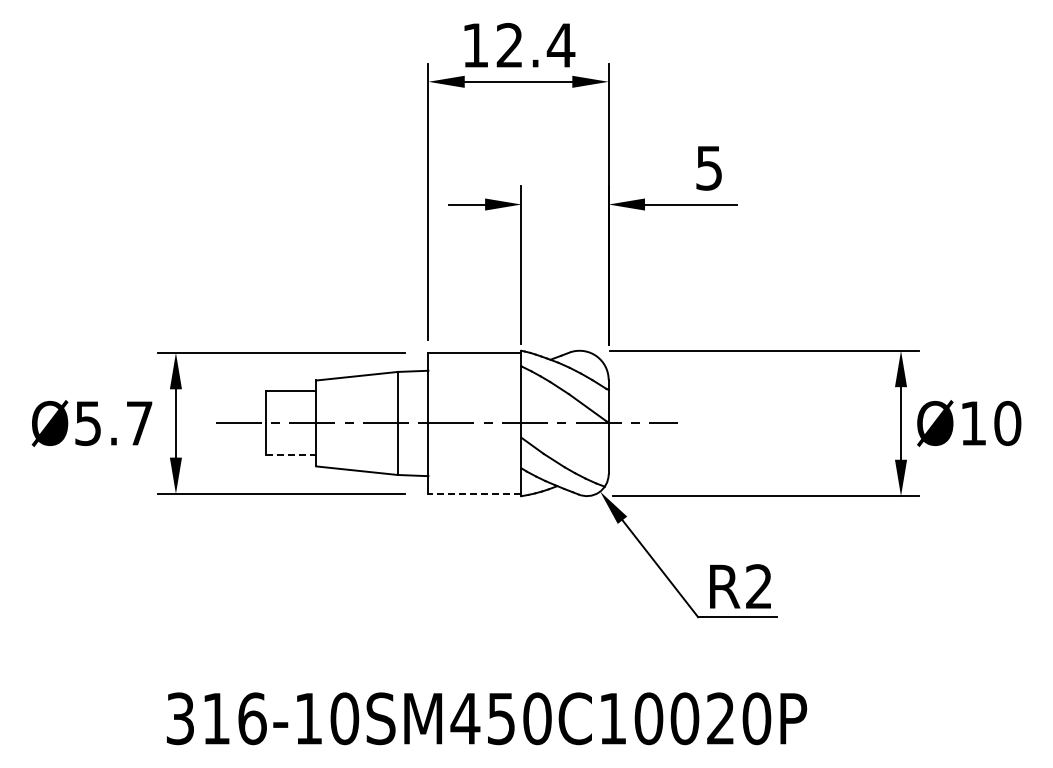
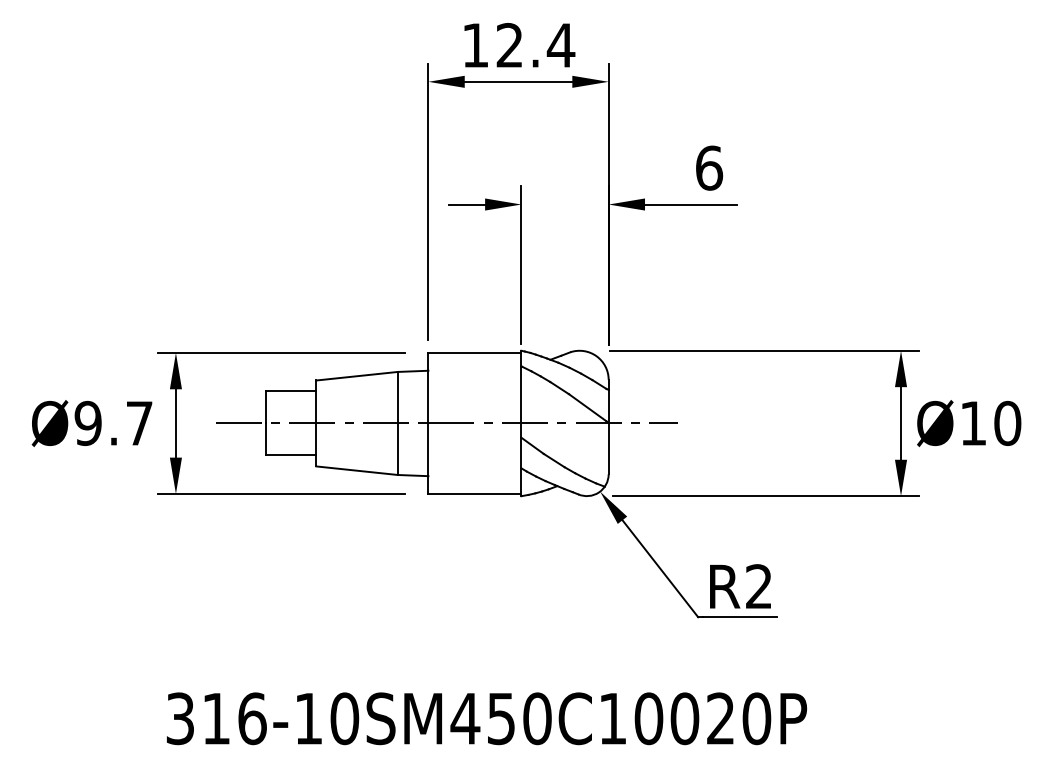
text: 5 -> 6 (709, 167)
text: Ø5.7 -> Ø9.7 (87, 422)
line: dashed -> solid (291, 455)
line: dashed -> solid (474, 493)
